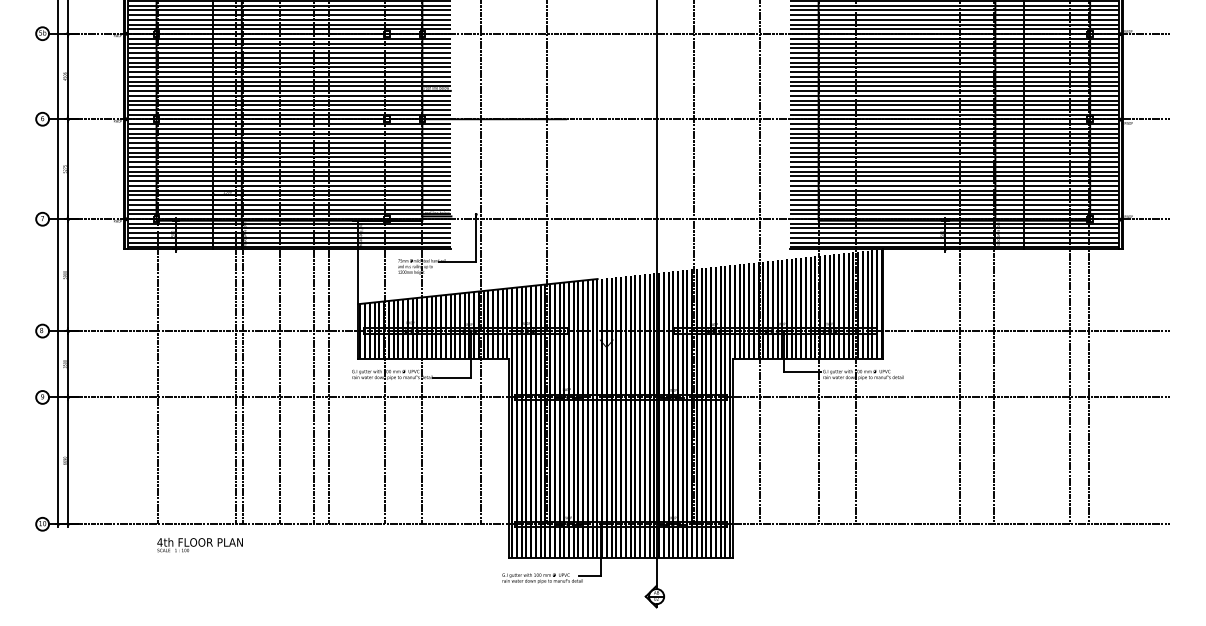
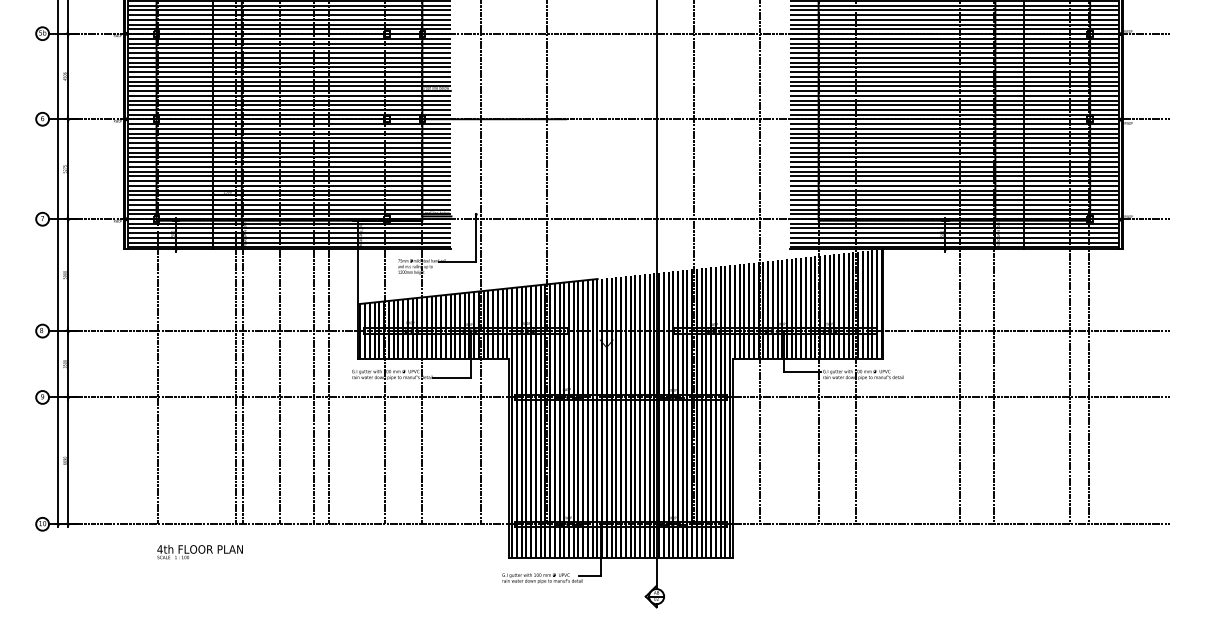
text position: (199, 545) -> (199, 552) (199, 552)
